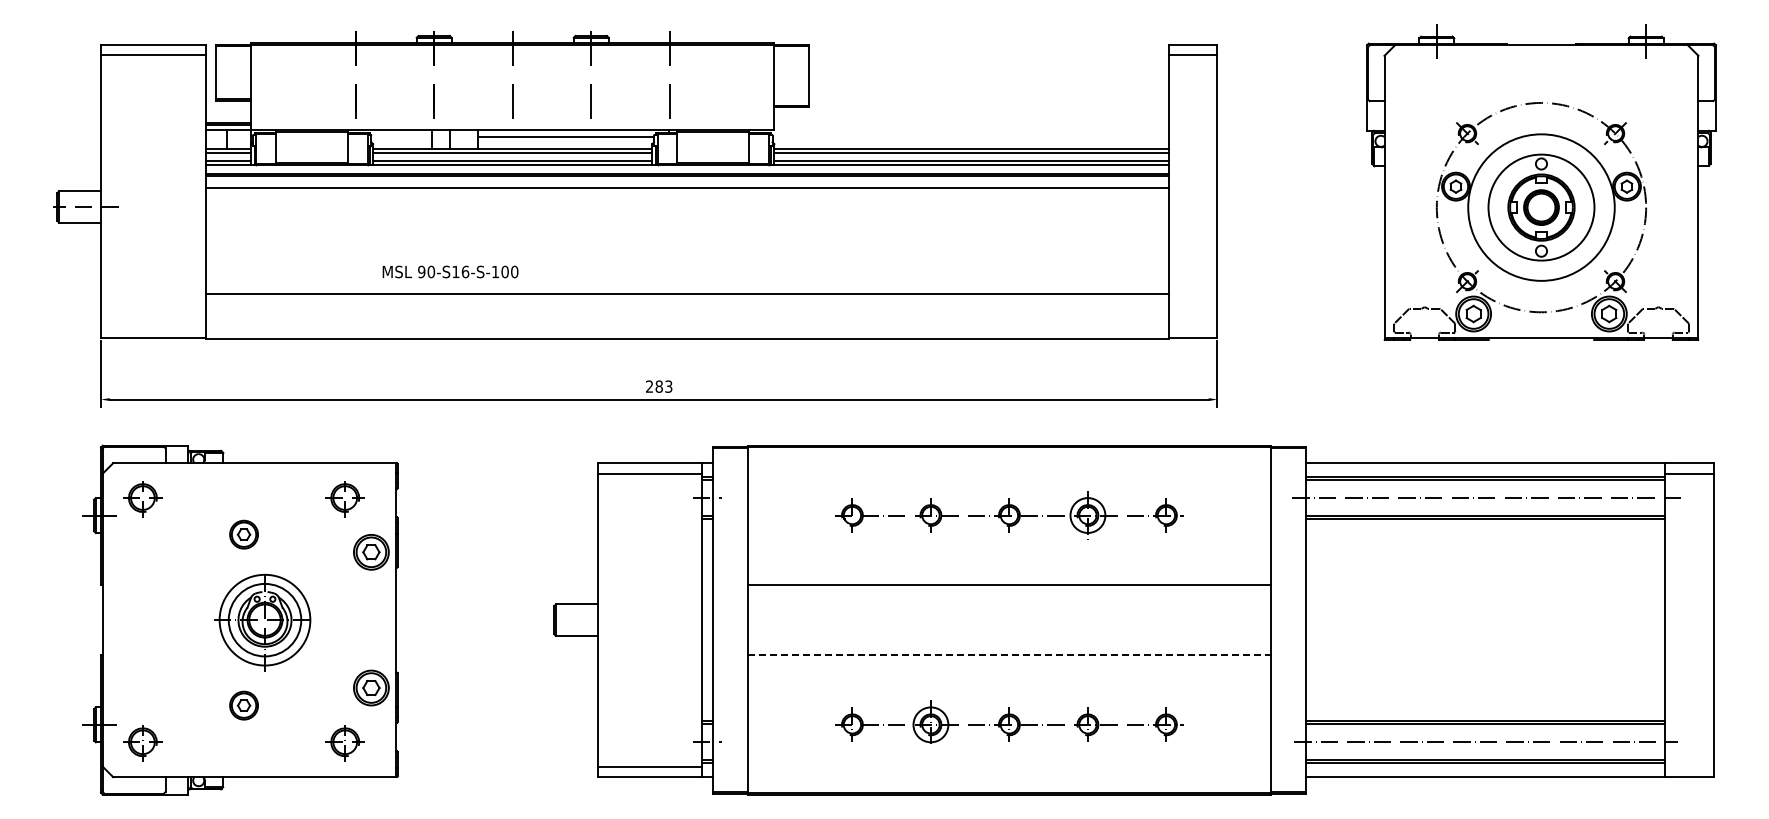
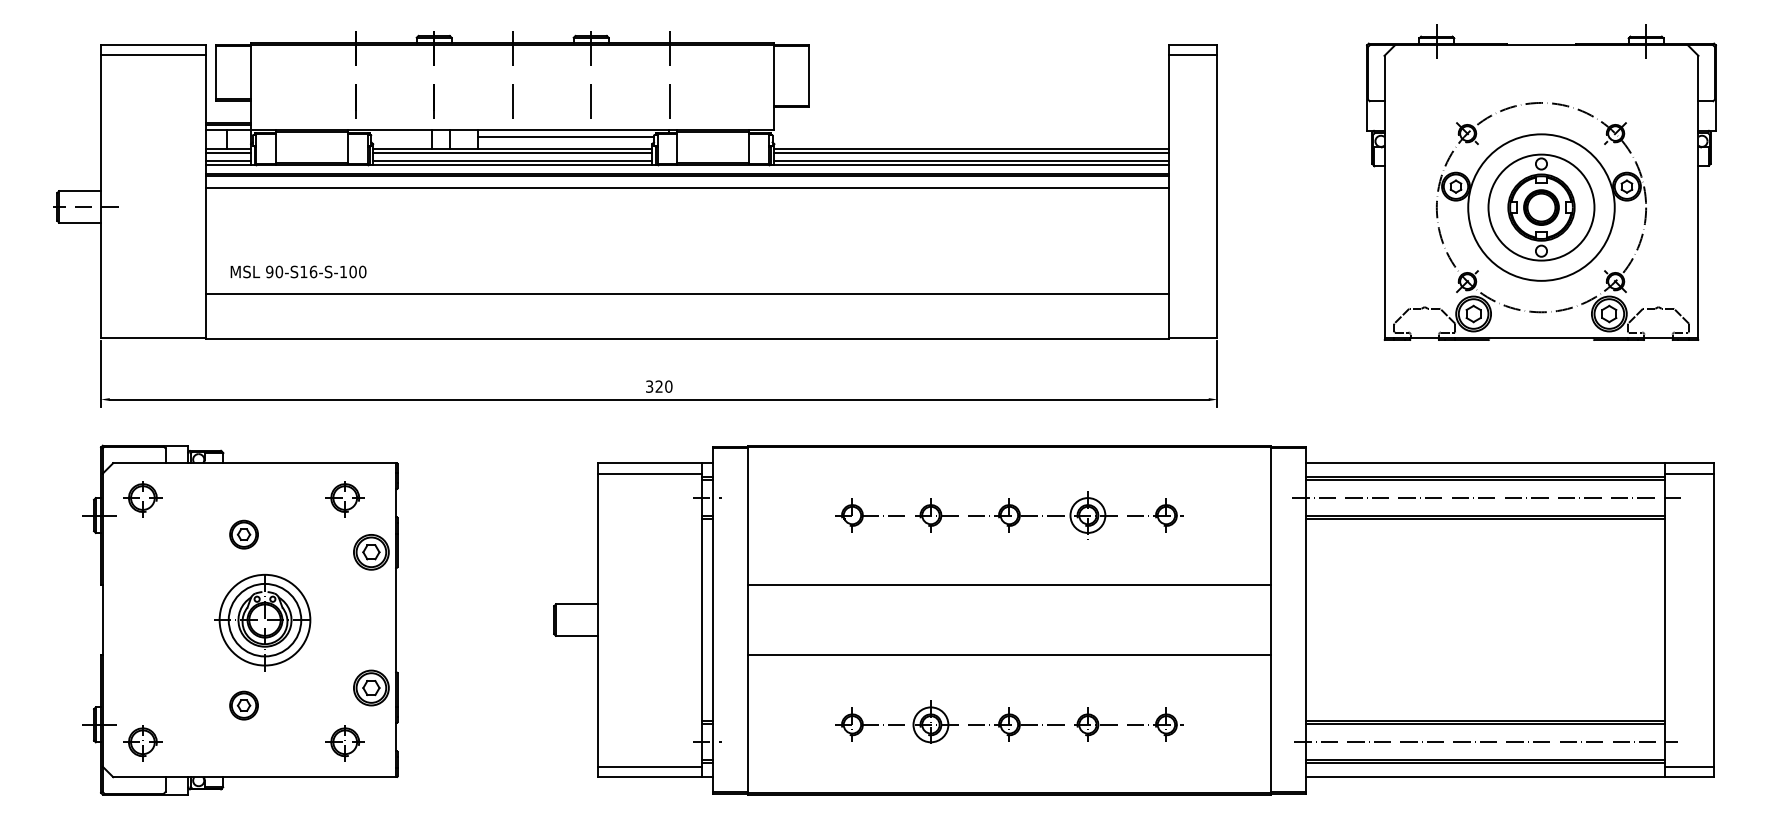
text position: (450, 271) -> (298, 271) (298, 271)
text: 283 -> 320 (659, 386)
line: dashed -> solid (1009, 655)
line: none -> present (1689, 766)
